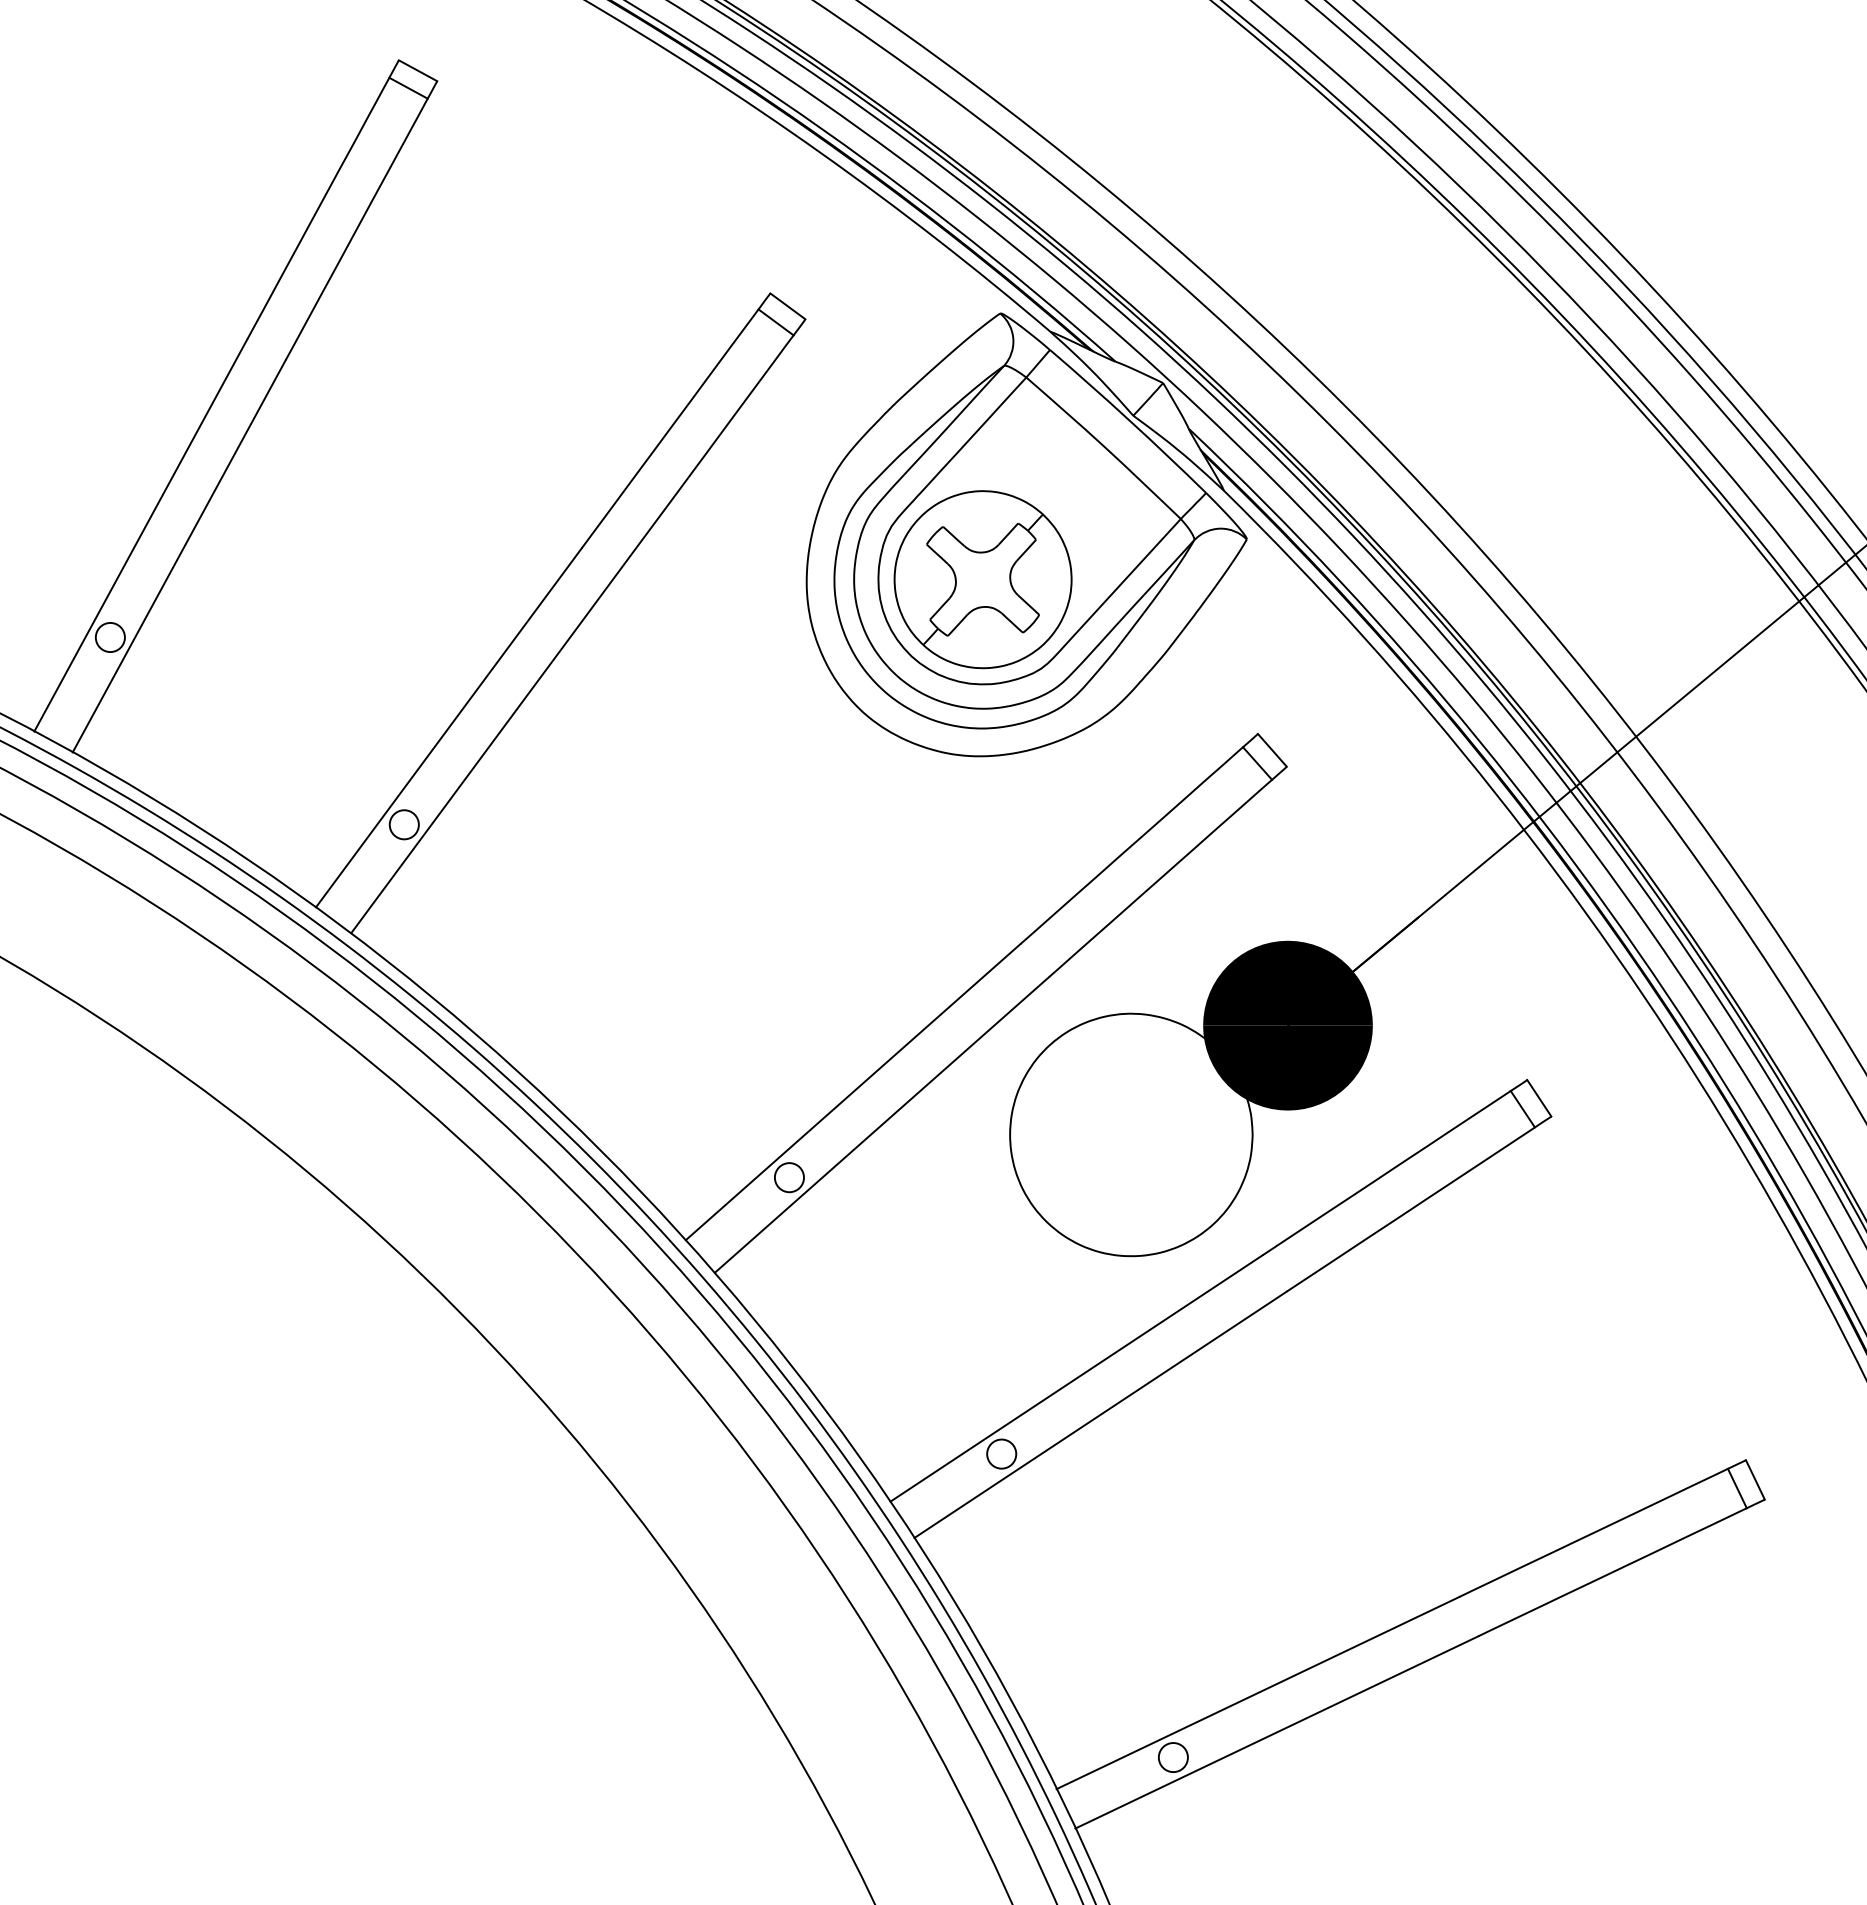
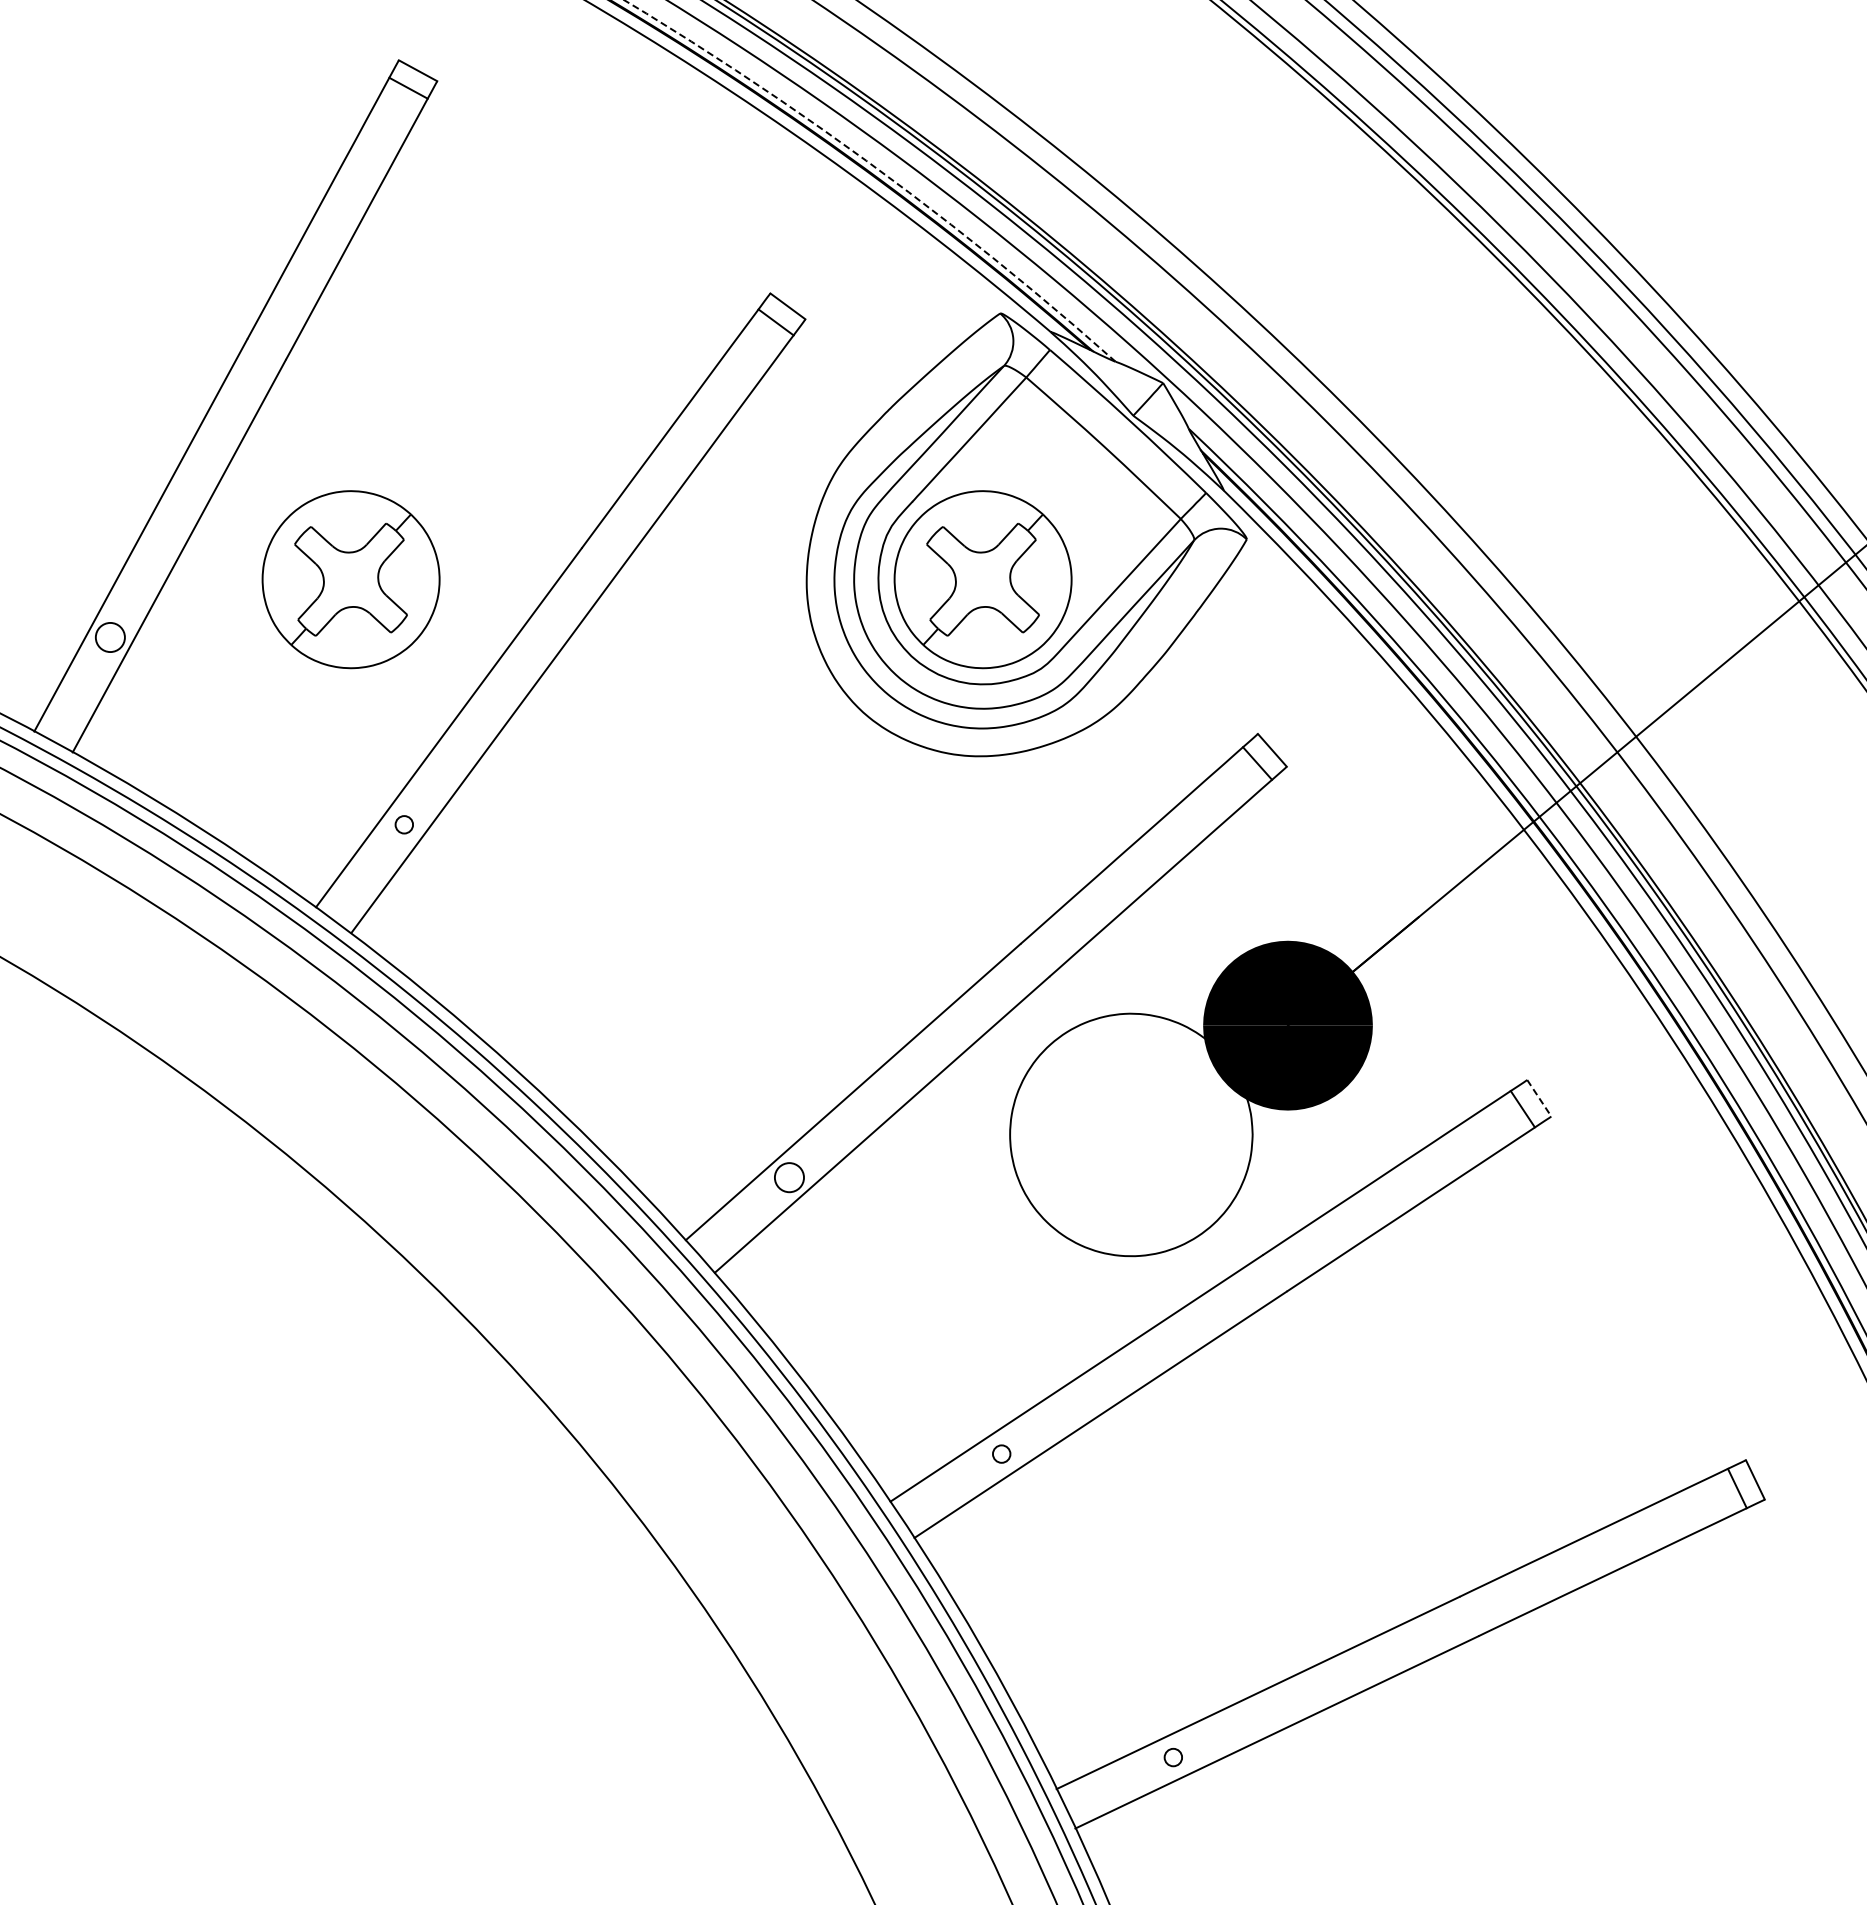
arc: solid -> dashed (878, 169)
part: none -> present (350, 579)
circle diameter: 29 px -> 17 px (404, 824)
line: solid -> dashed (1539, 1098)
circle diameter: 29 px -> 17 px (1001, 1453)
circle diameter: 29 px -> 17 px (1173, 1757)
